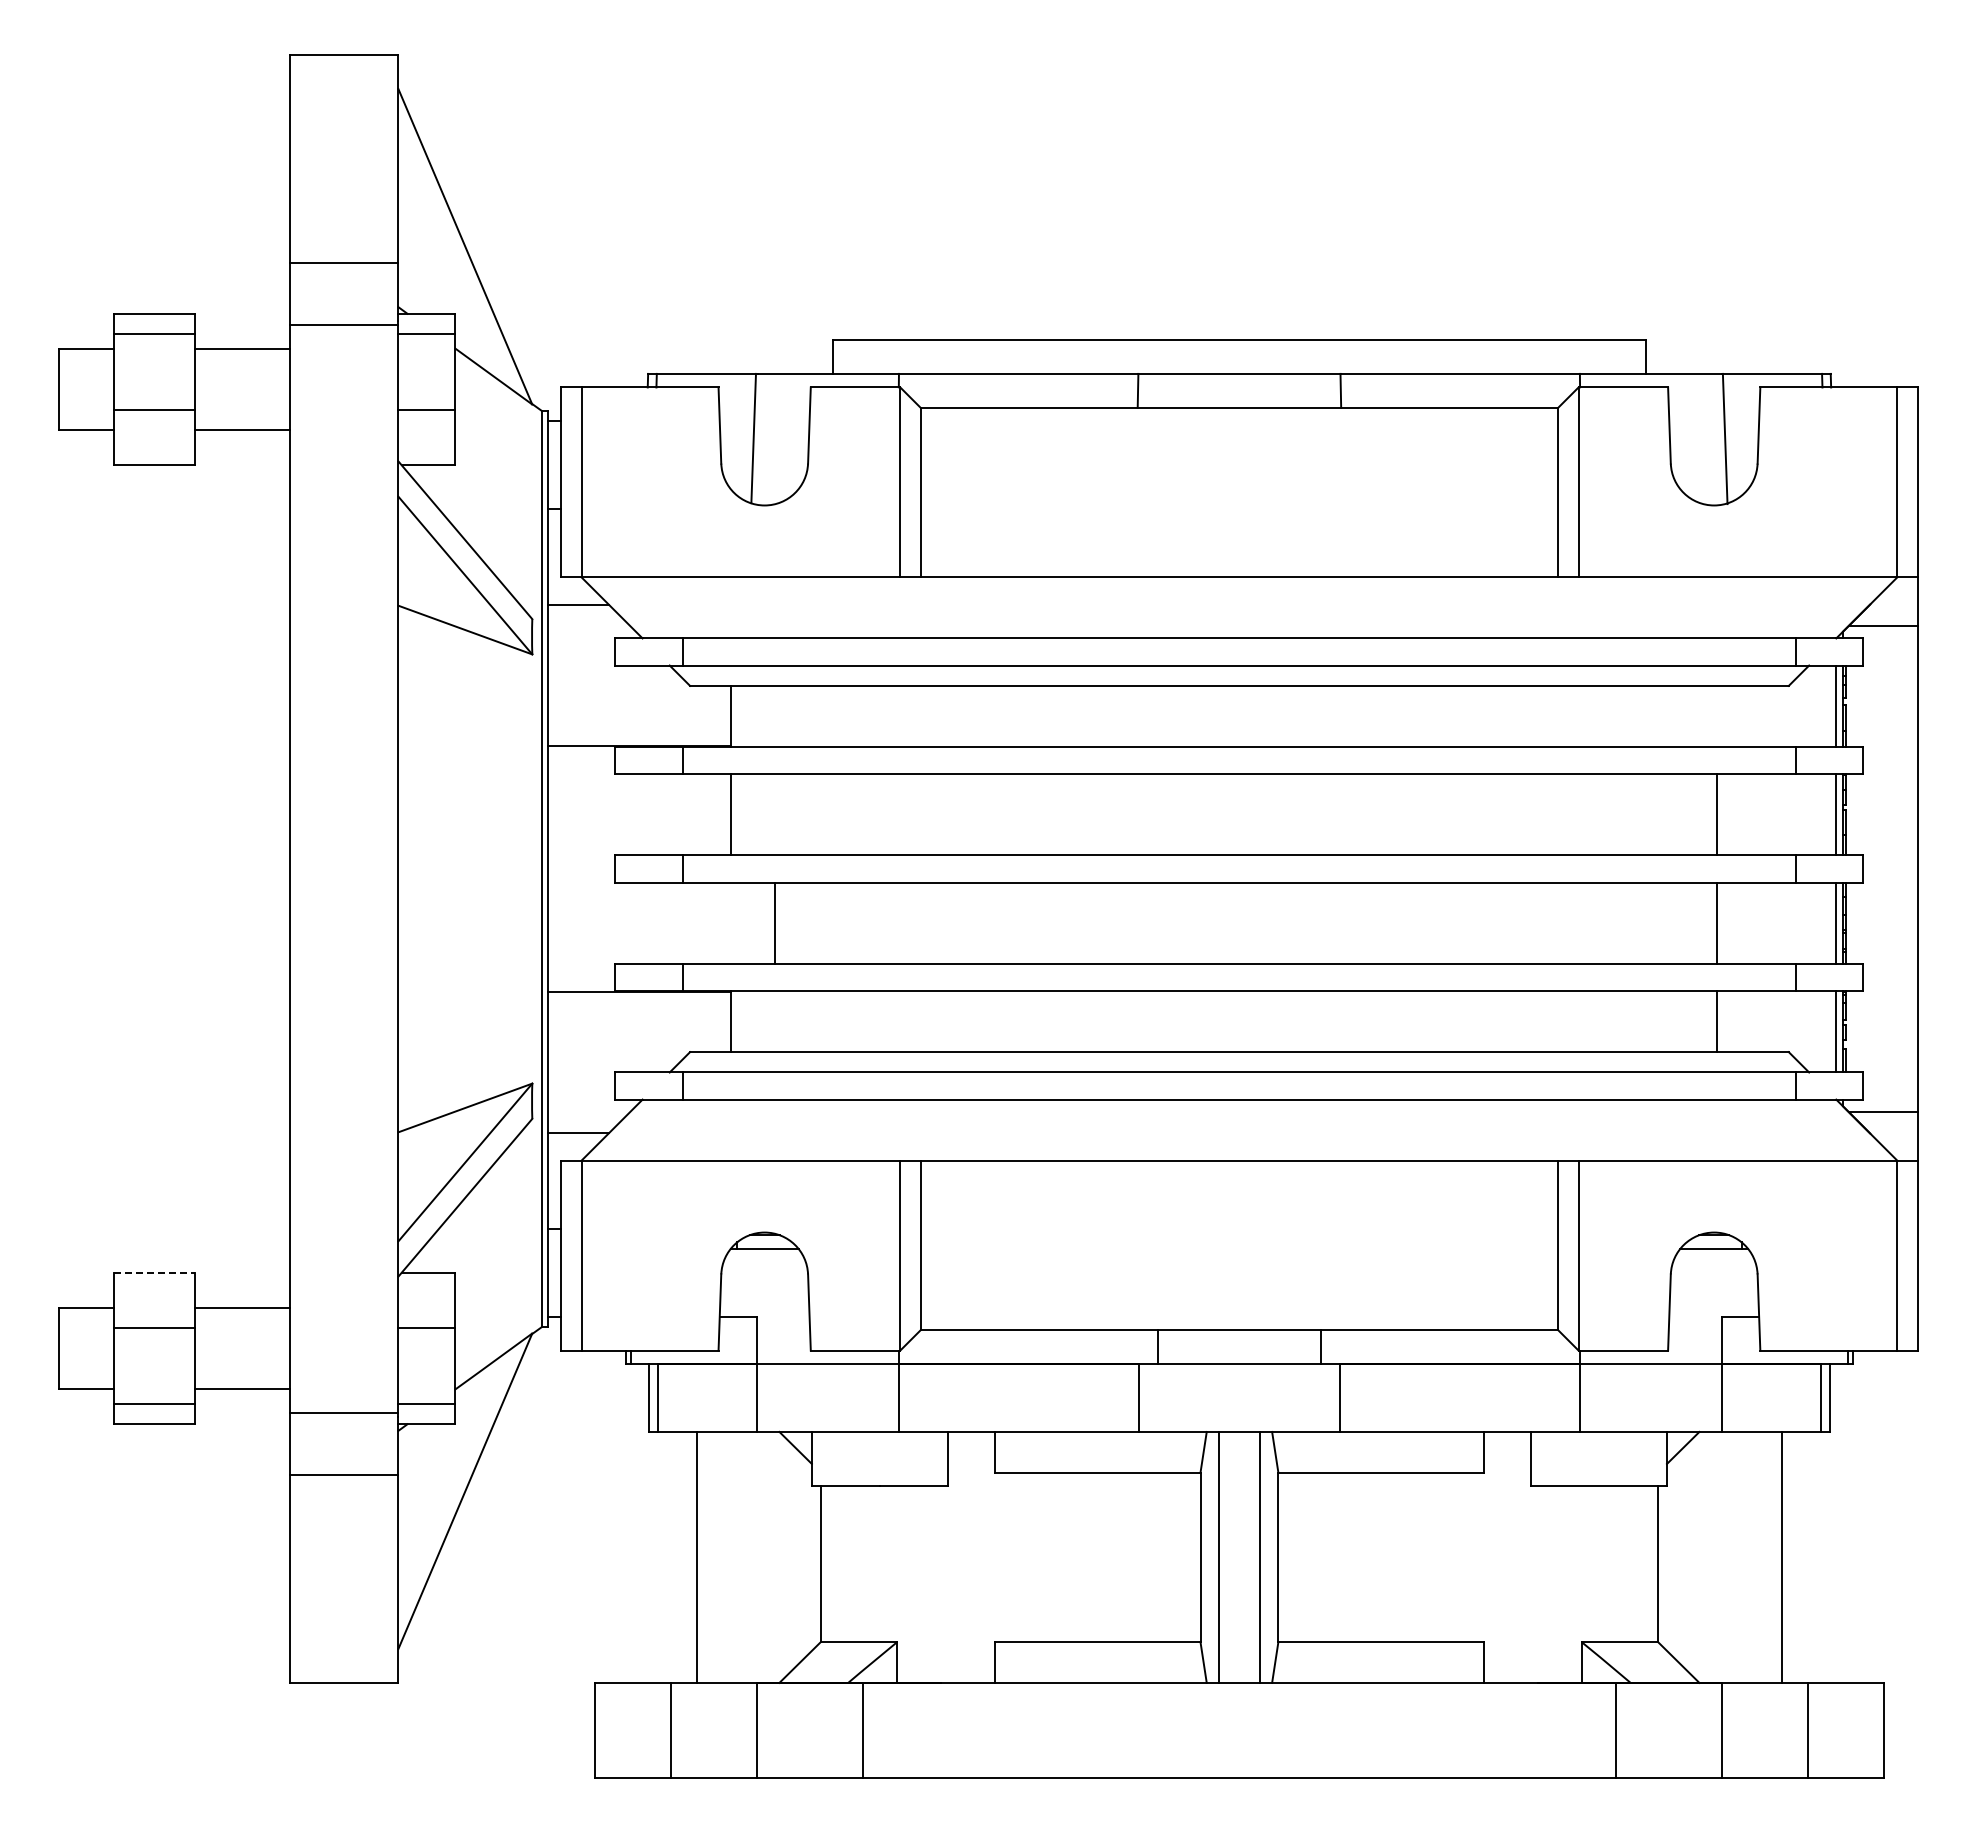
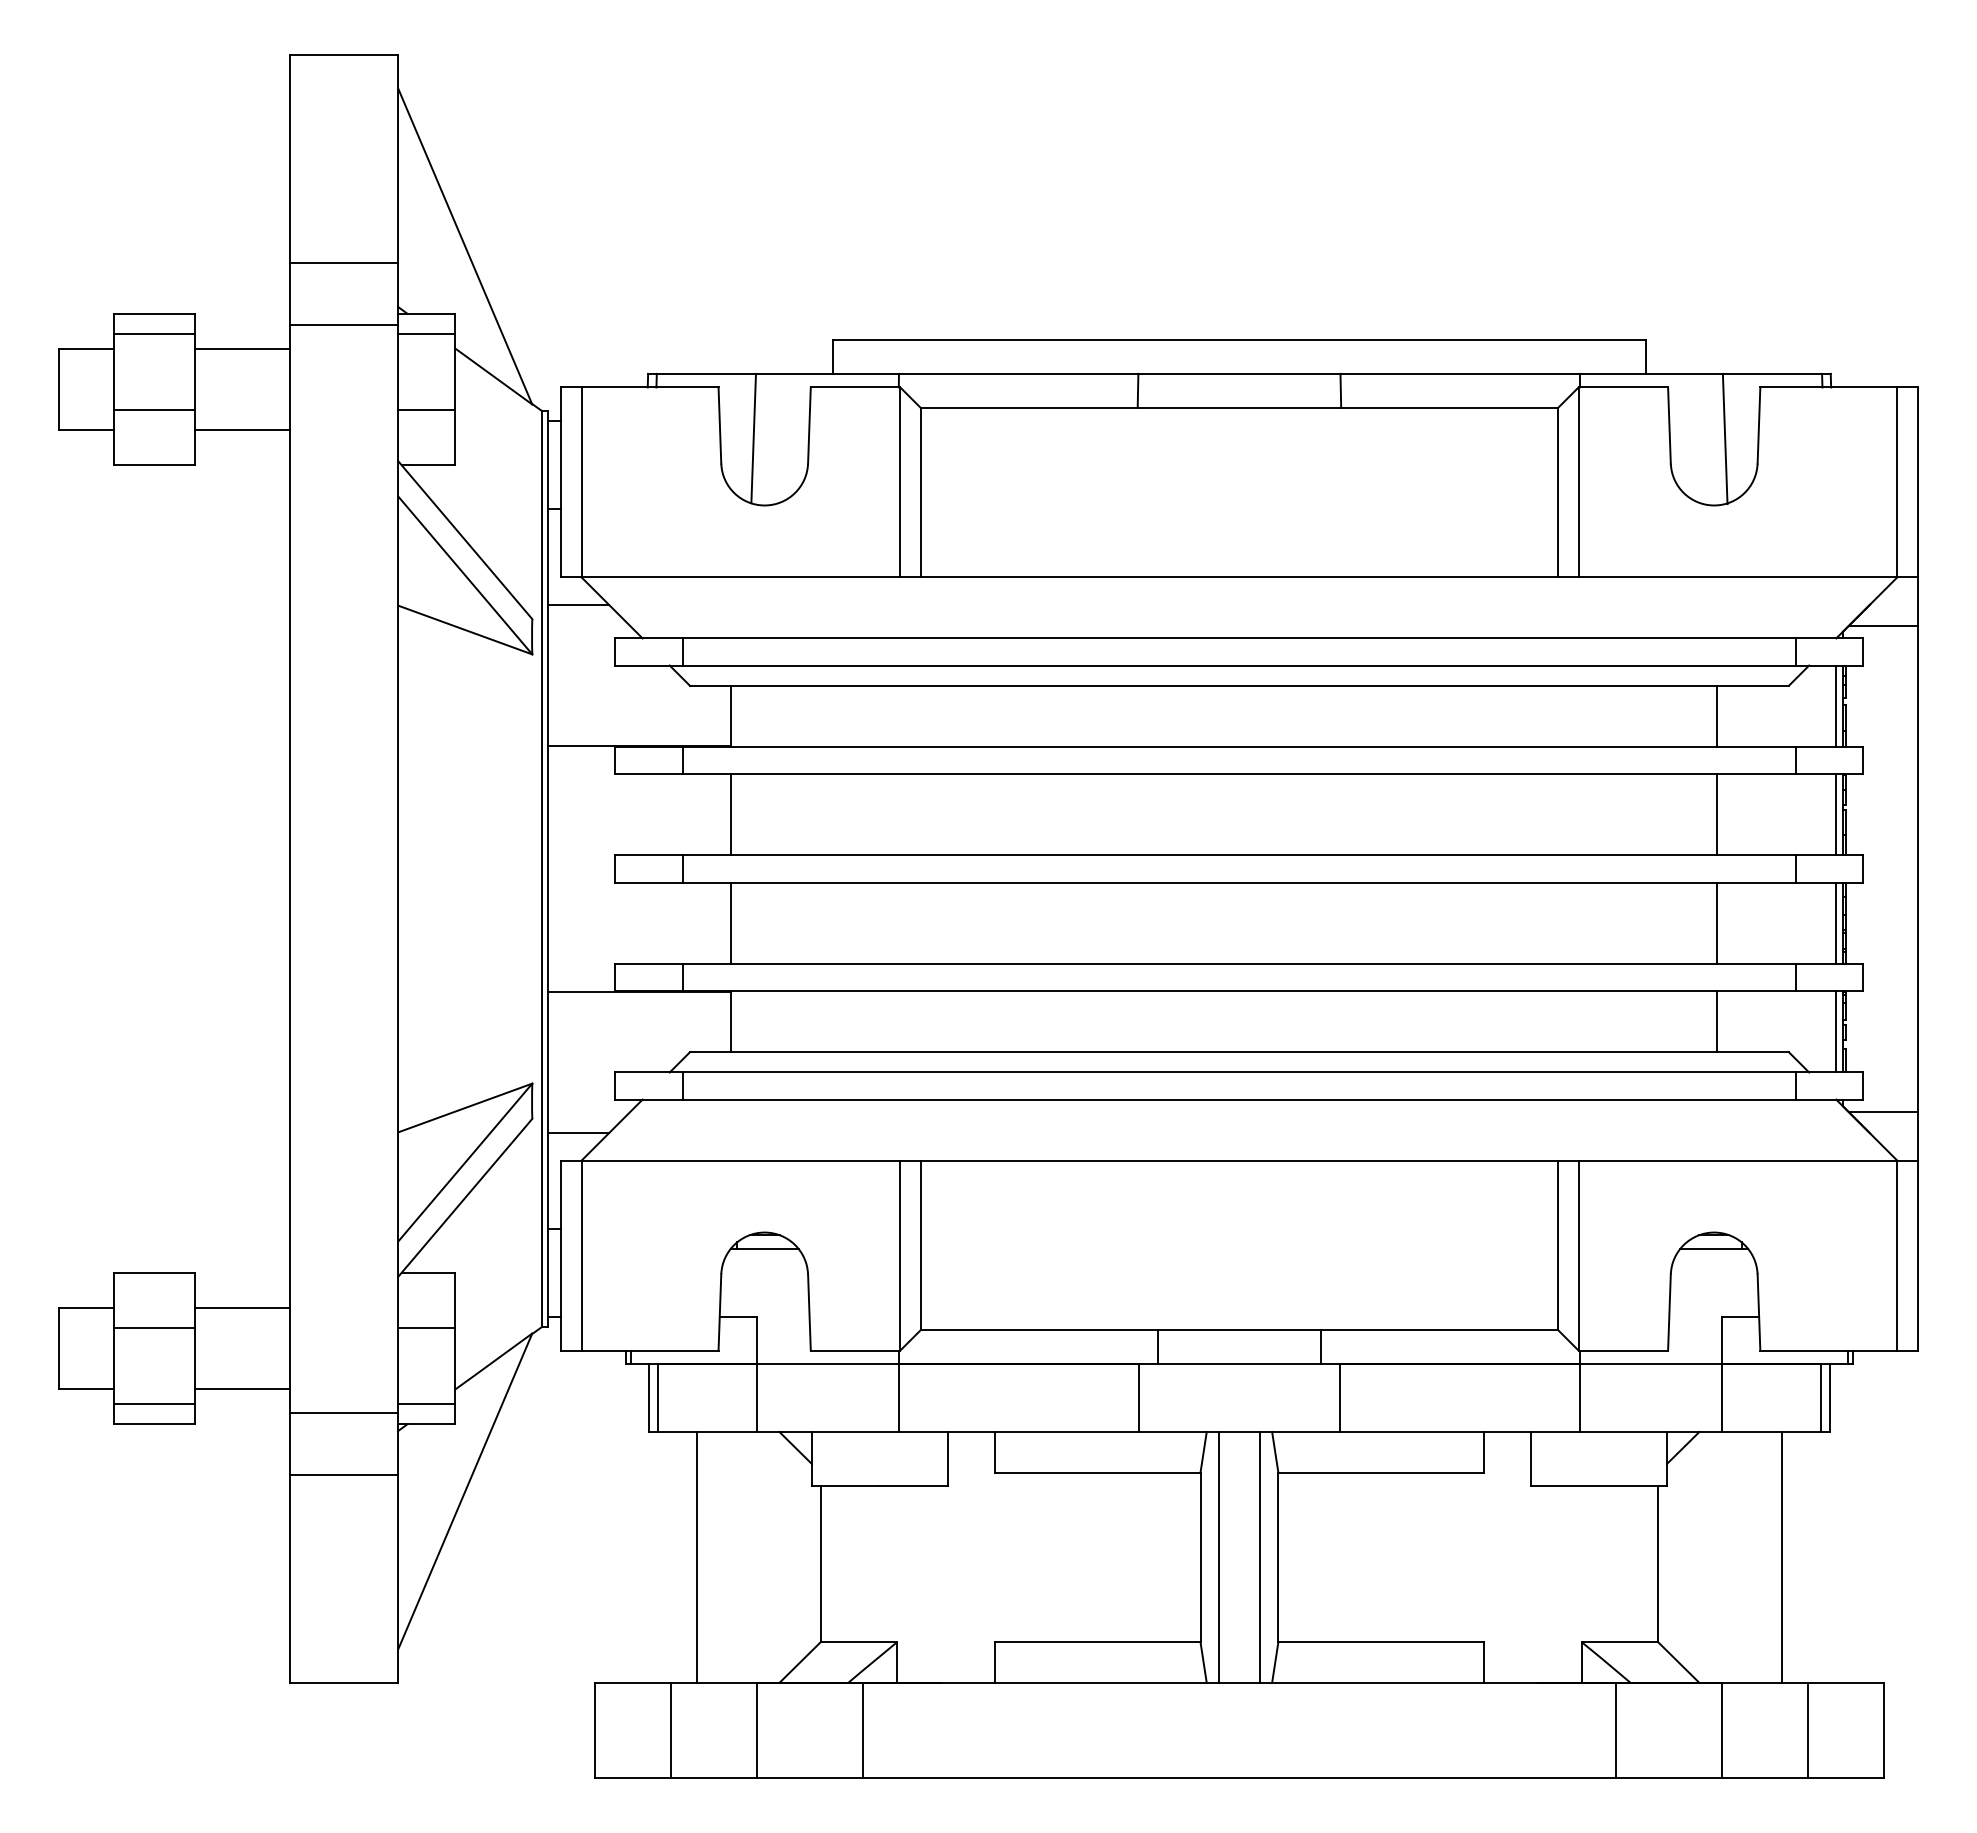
line: none -> present (1716, 715)
line position: (774, 922) -> (730, 922) (730, 922)
line: dashed -> solid (154, 1272)
